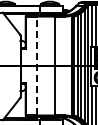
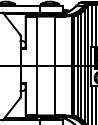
line: dashed -> solid (37, 65)
